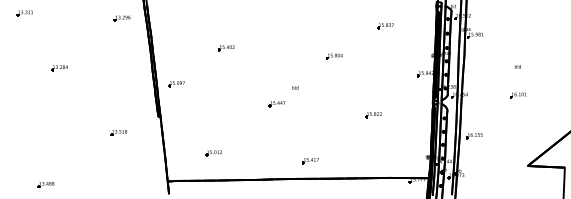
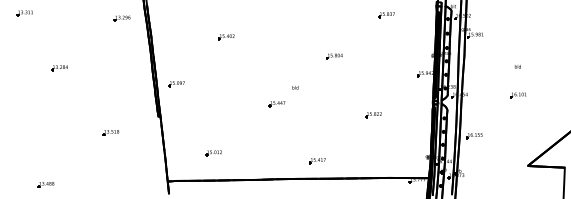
part position: (385, 26) -> (386, 15) (386, 15)
part position: (226, 48) -> (226, 37) (226, 37)
part position: (118, 132) -> (110, 132) (110, 132)
part position: (310, 161) -> (317, 161) (317, 161)
